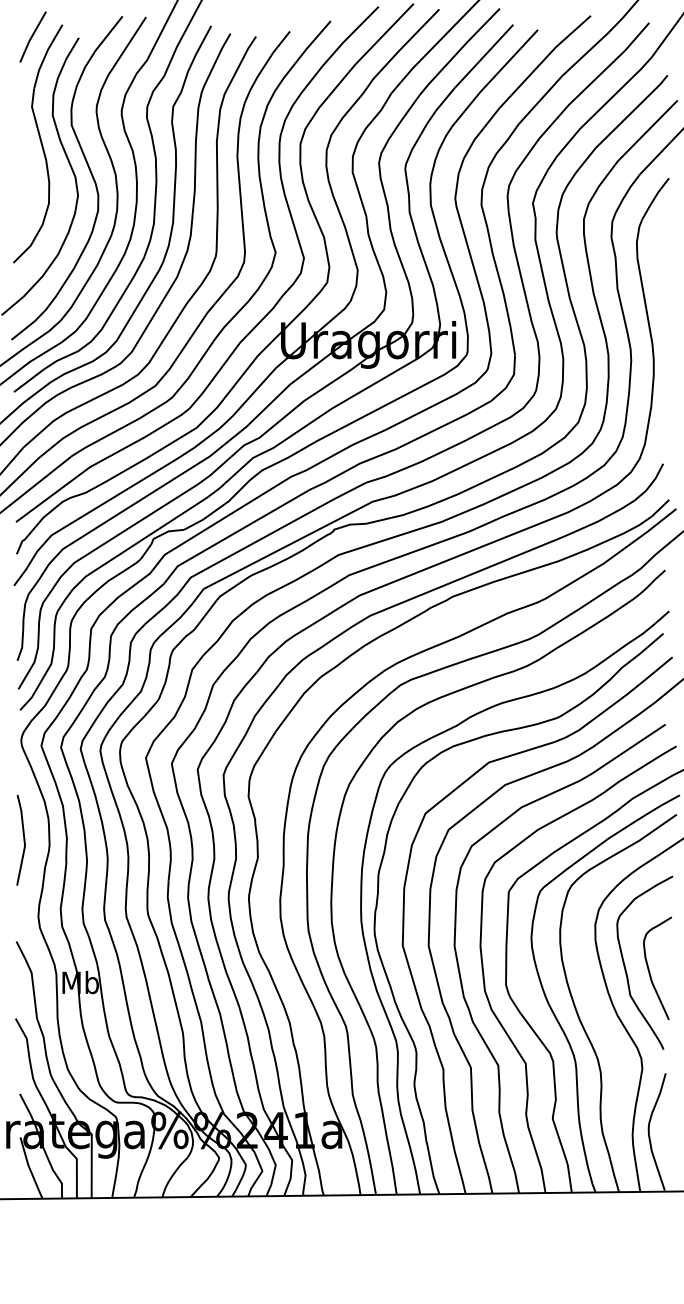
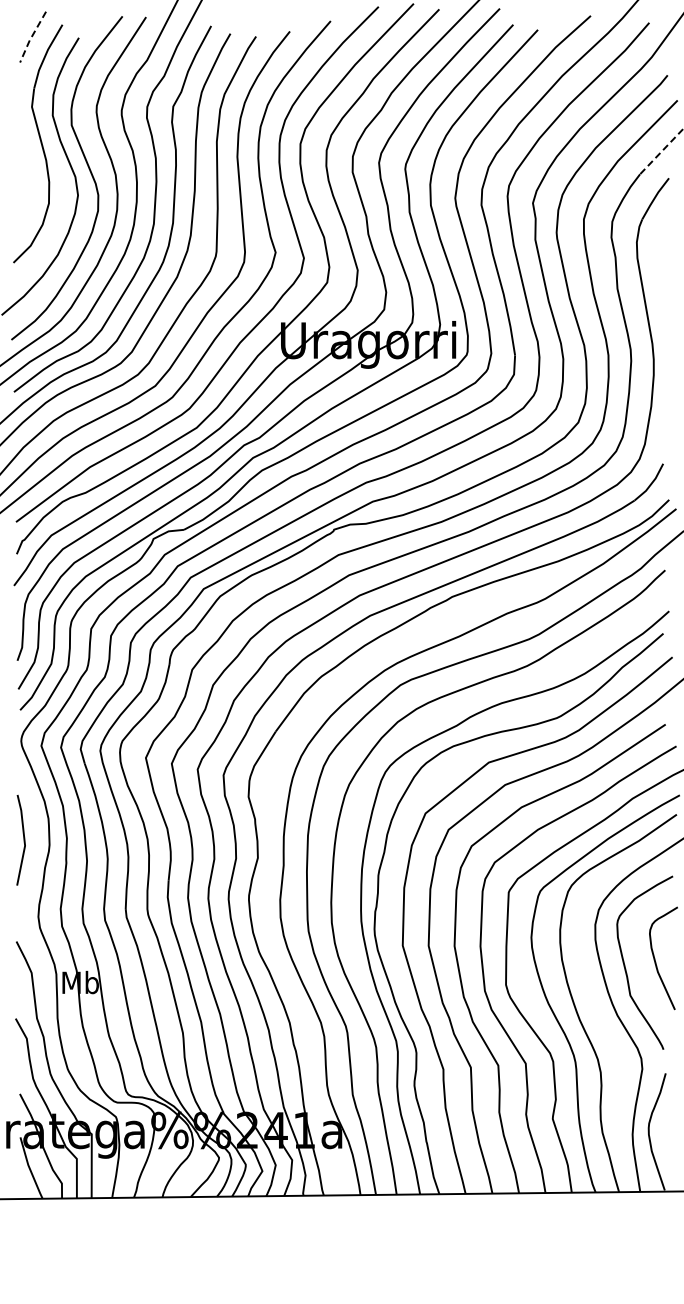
line: solid -> dashed (31, 37)
line: solid -> dashed (661, 151)
curve position: (649, 968) -> (655, 958) (655, 958)
